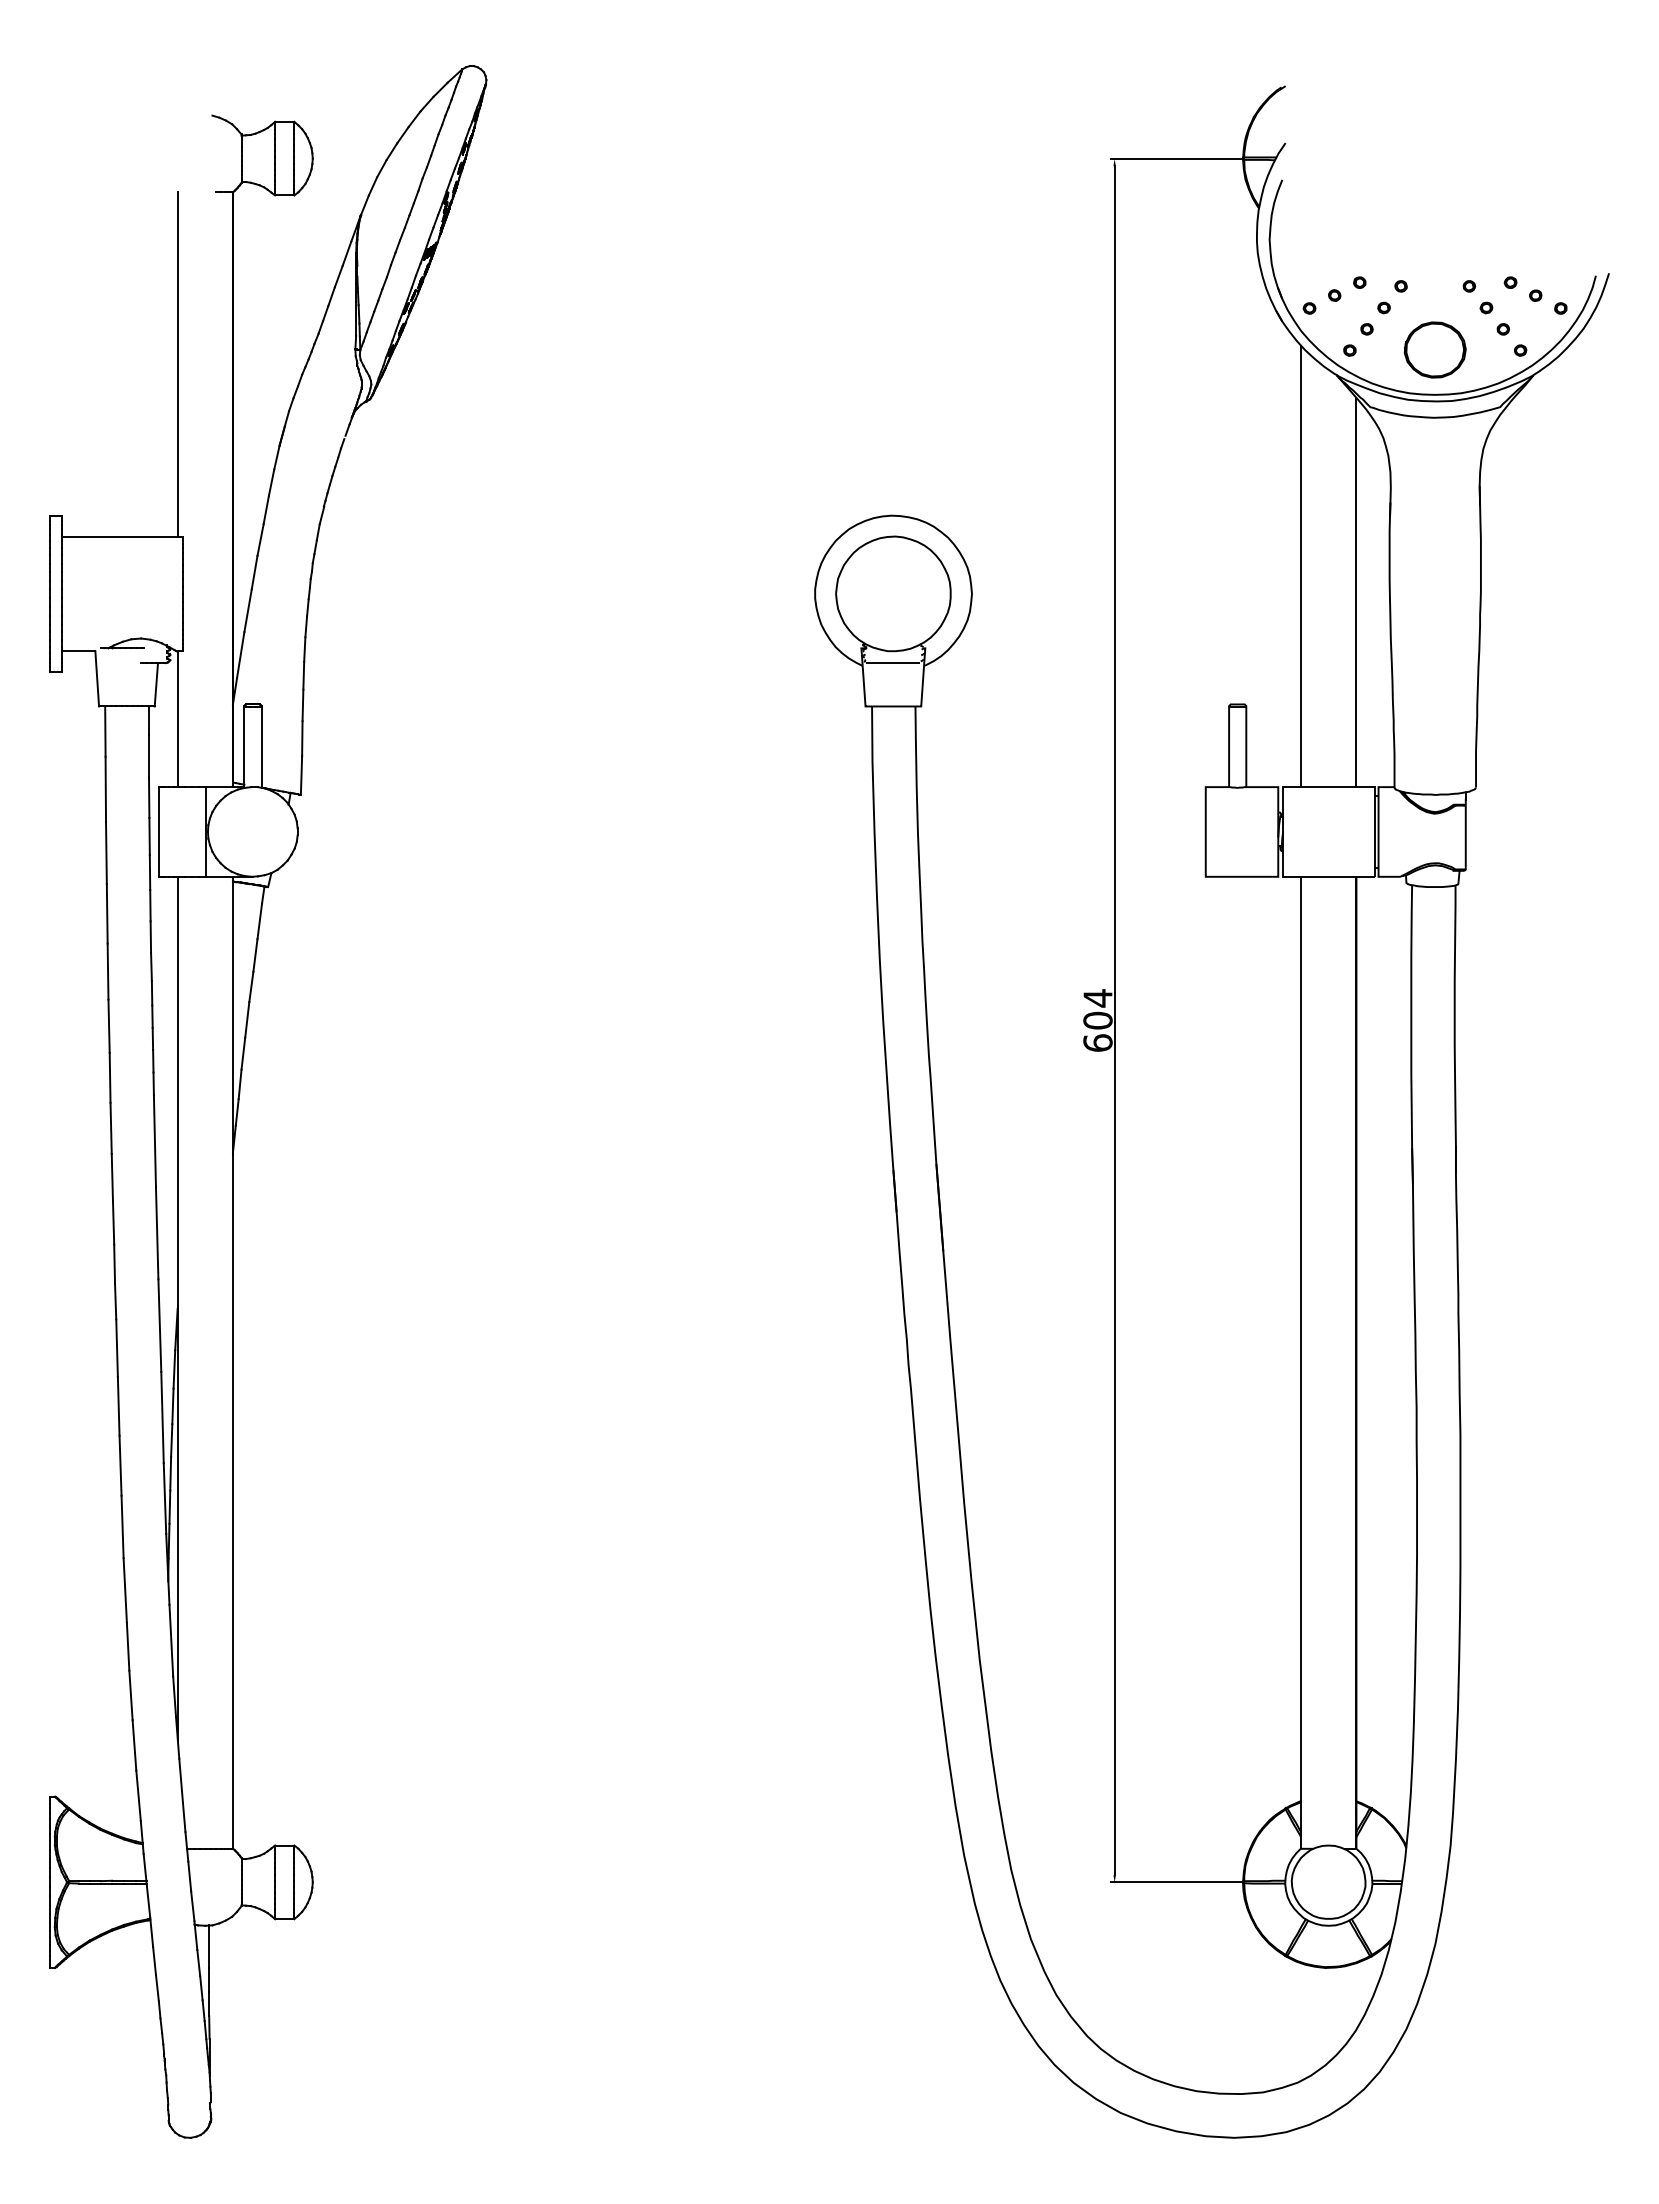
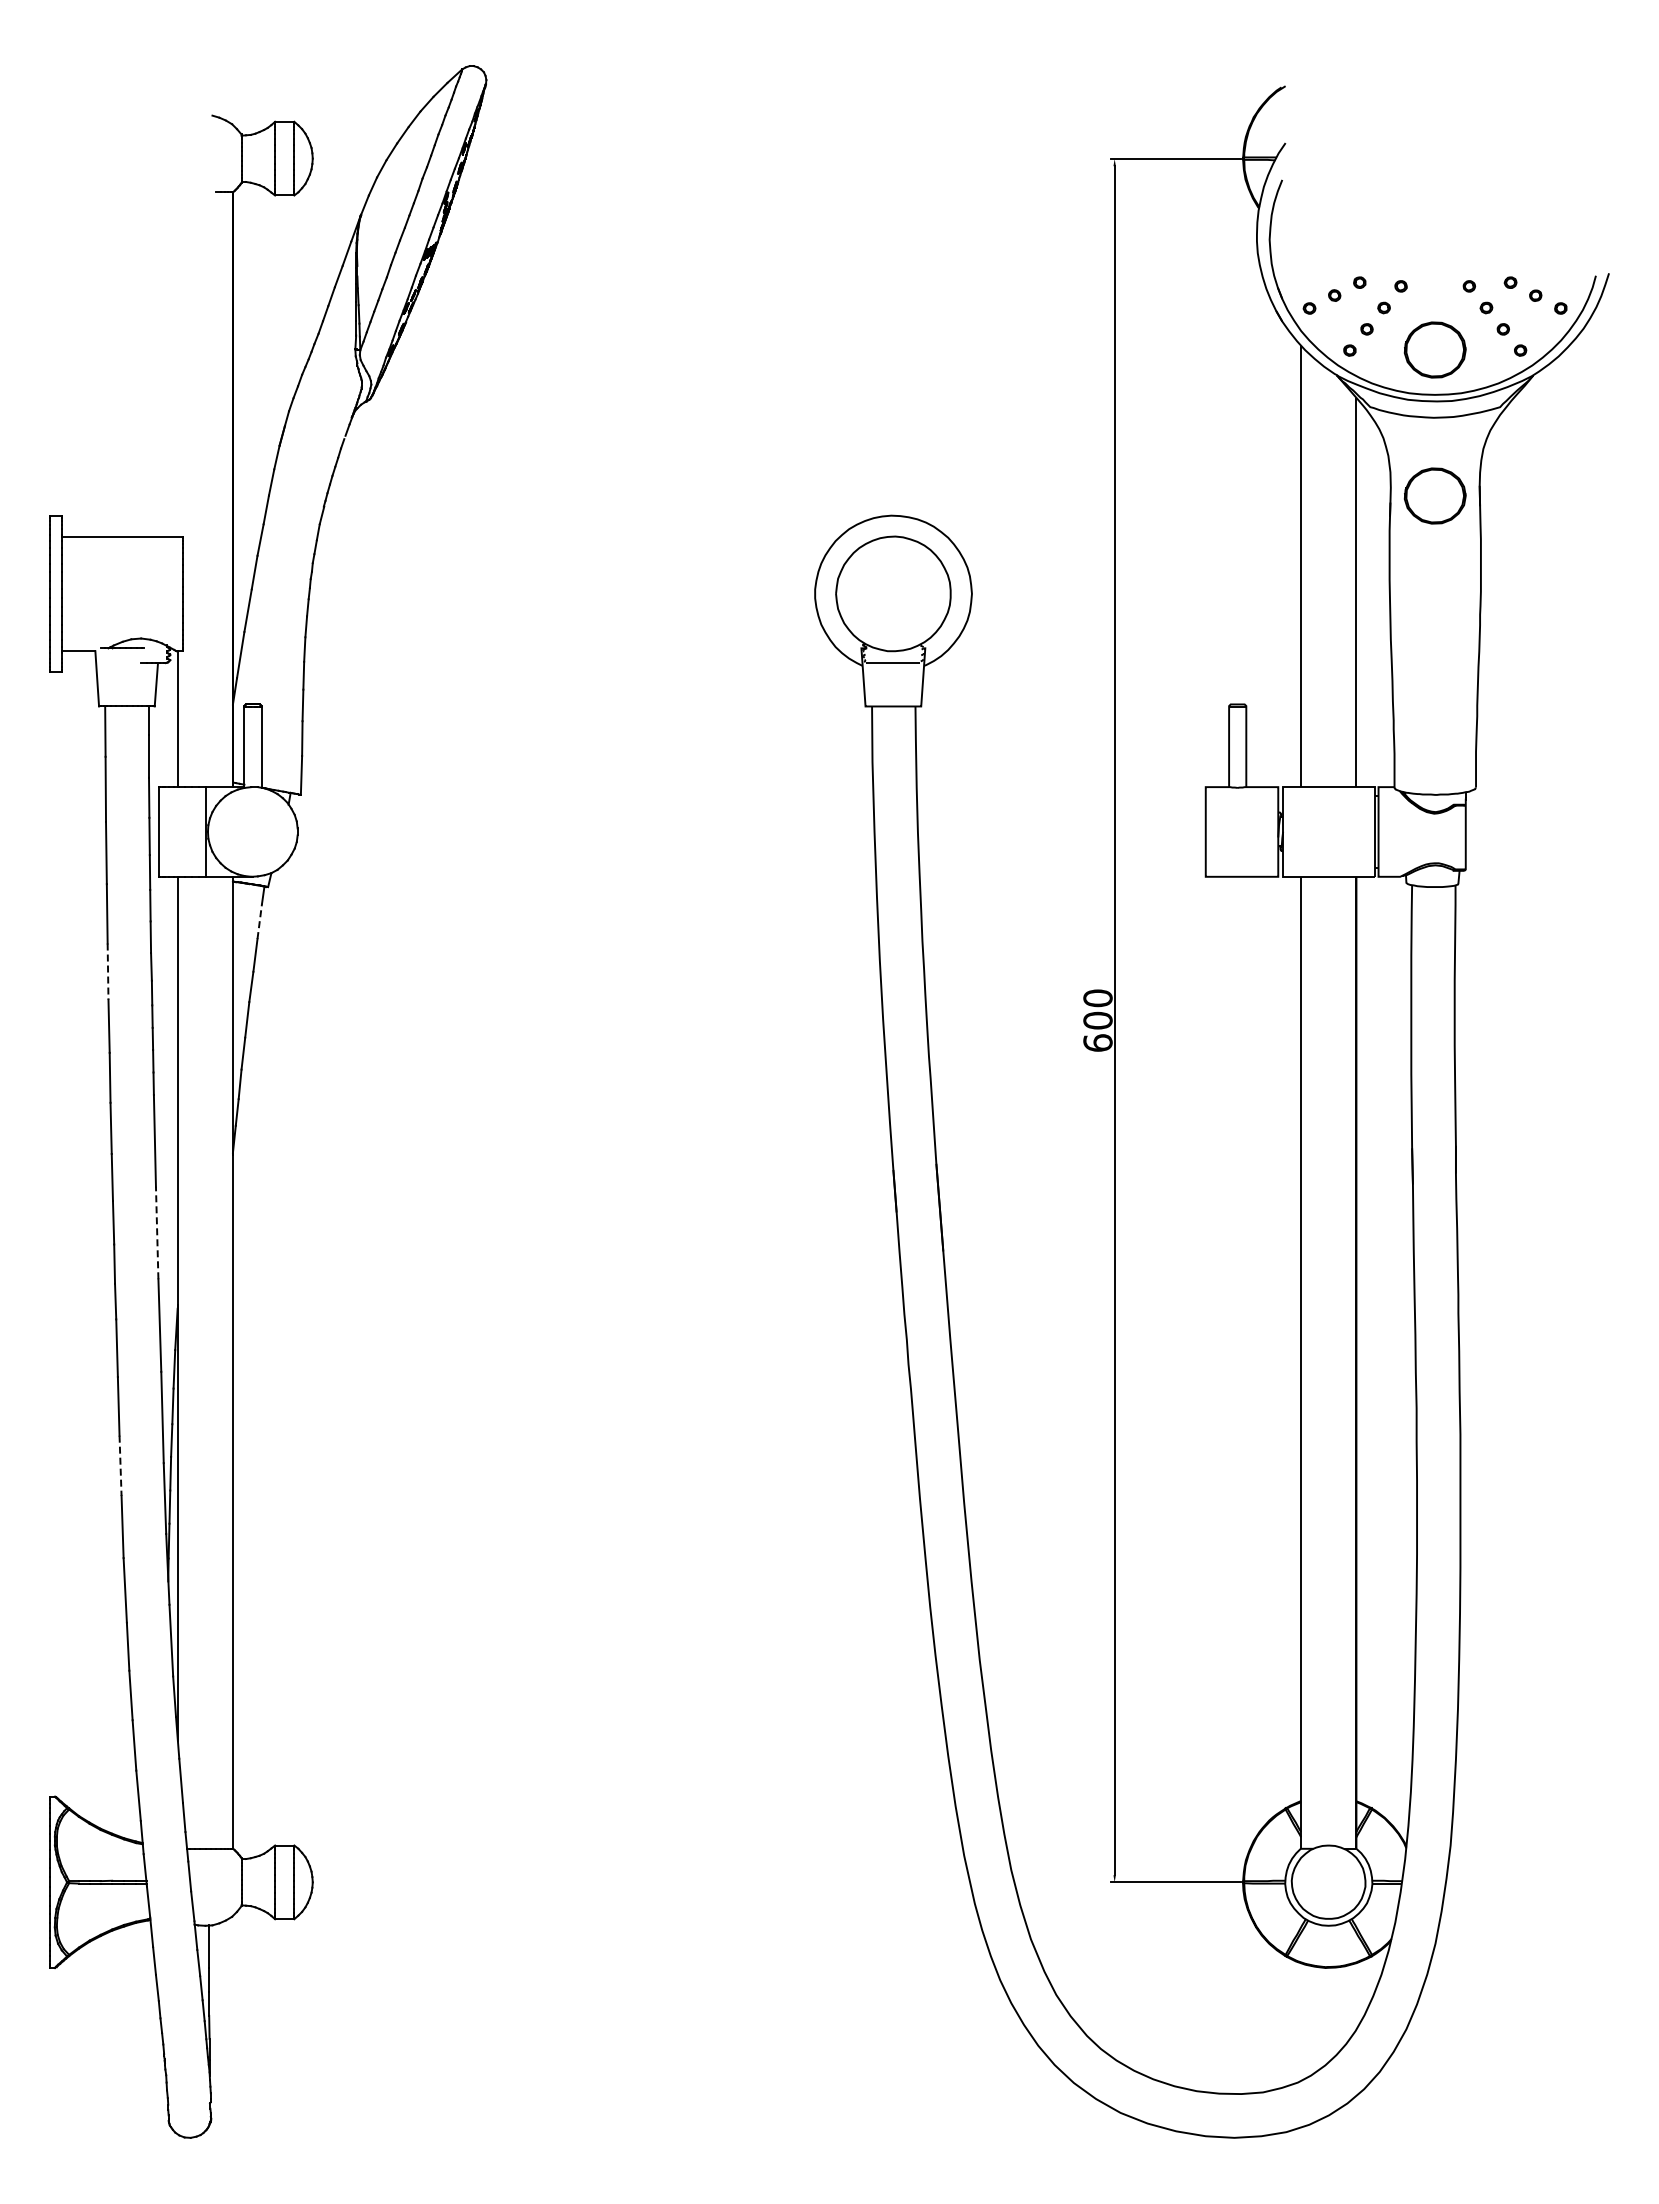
line: present -> none (177, 364)
part: none -> present (1434, 495)
line: solid -> dashed (259, 921)
line: solid -> dashed (108, 972)
text: 604 -> 600 (1097, 998)
line: solid -> dashed (157, 1232)
line: solid -> dashed (120, 1466)
